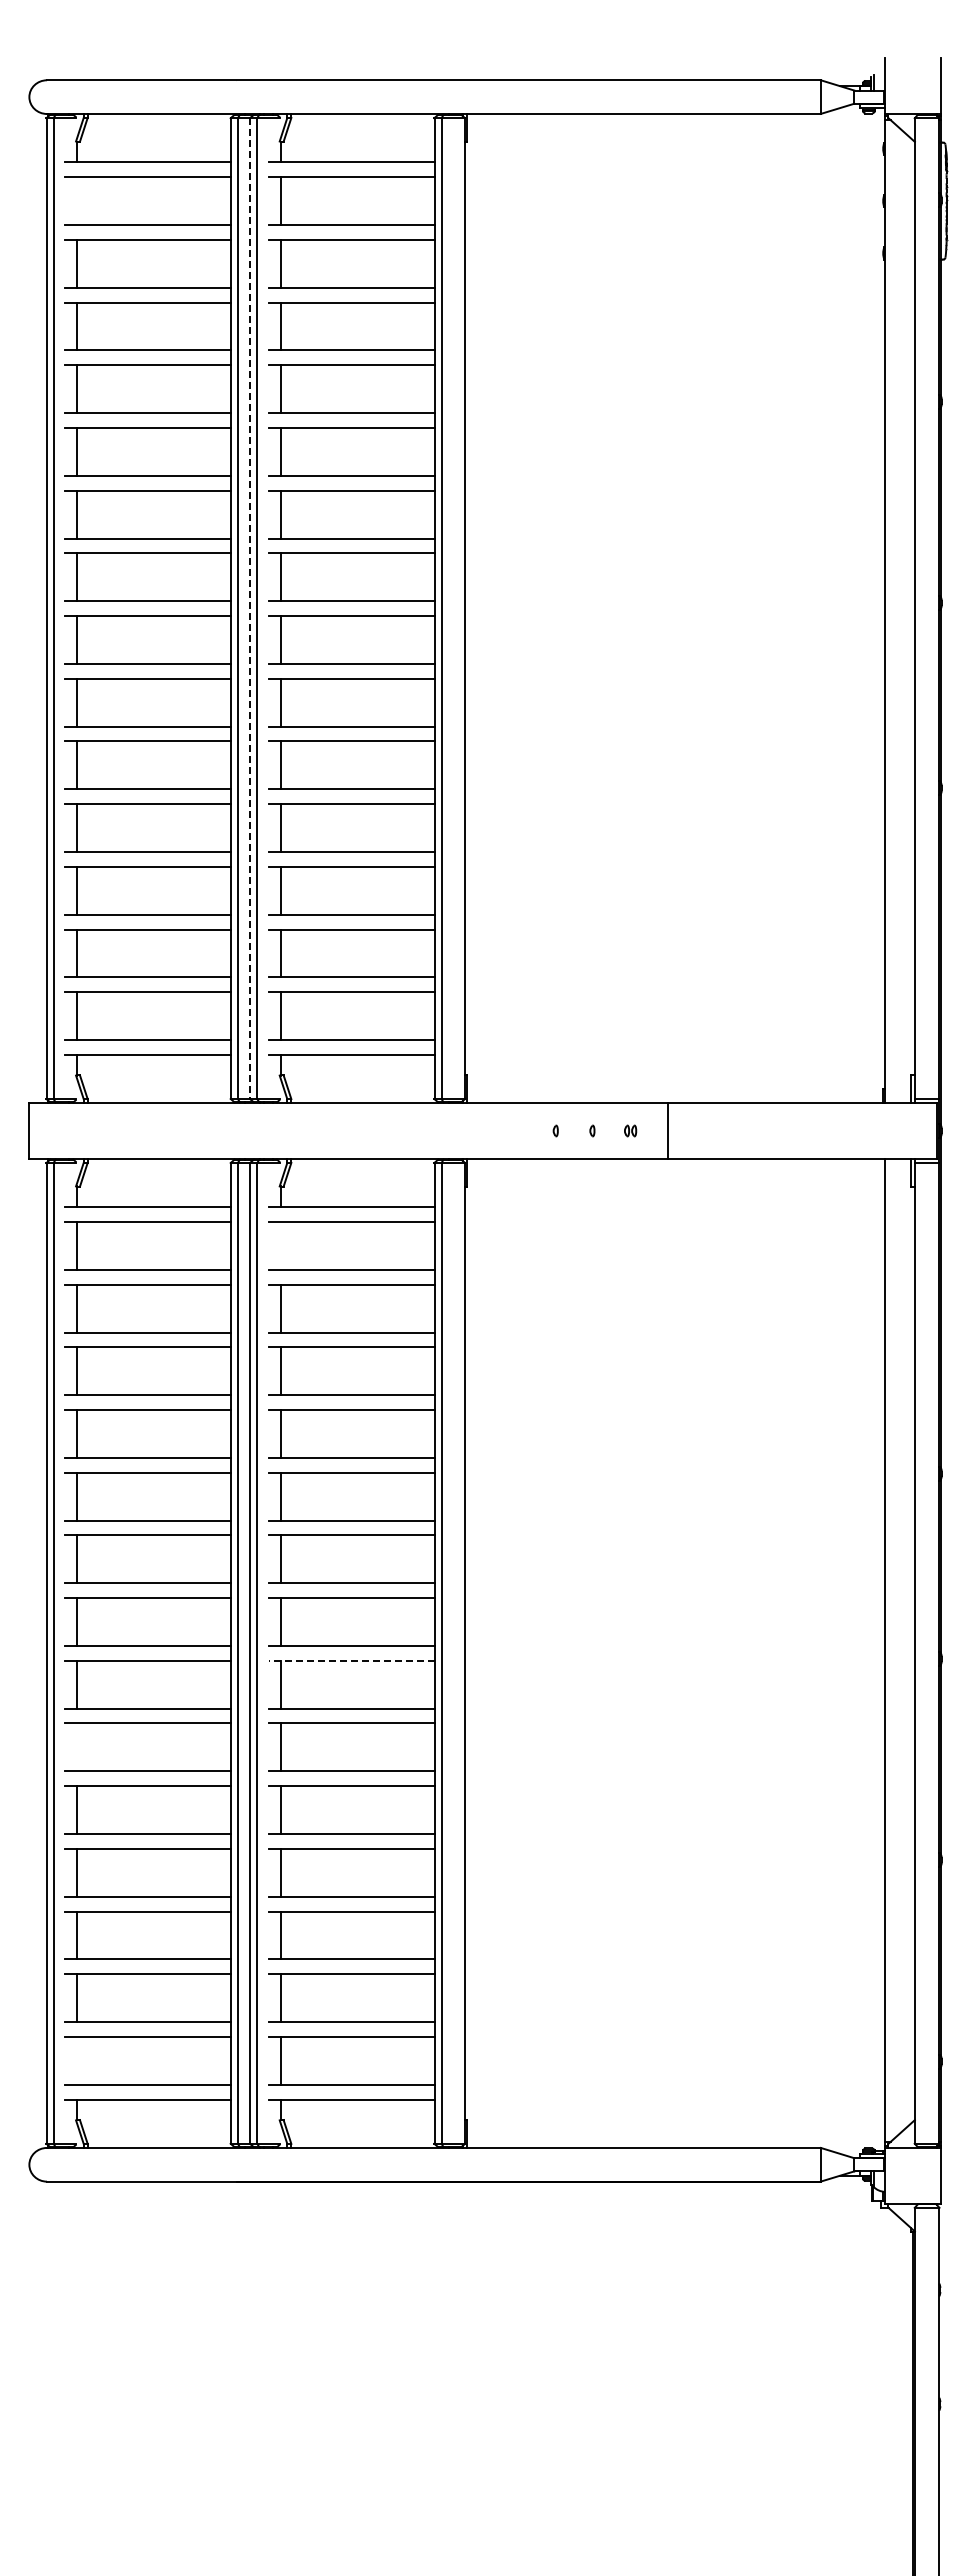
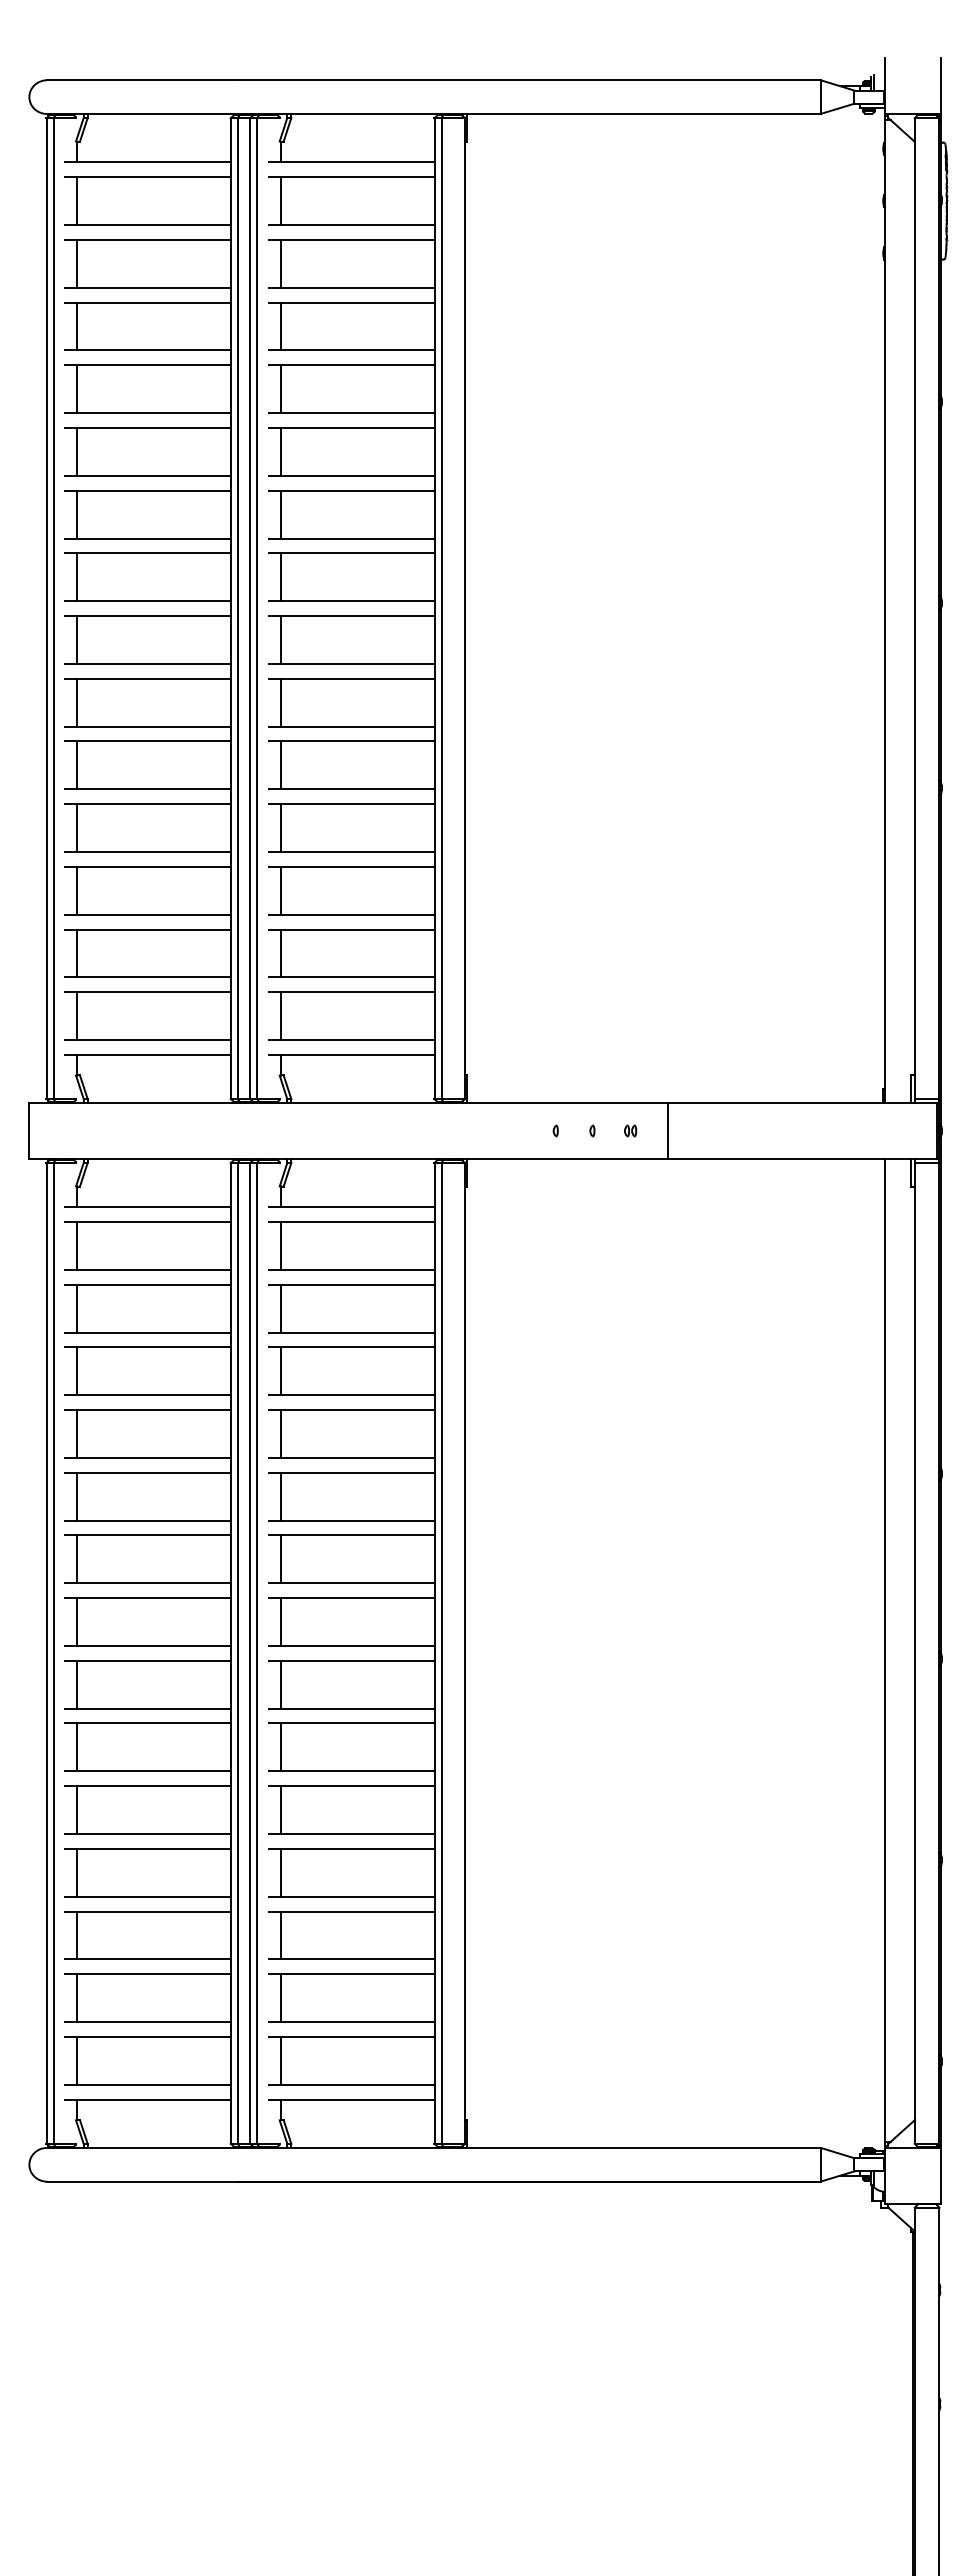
line: none -> present (77, 201)
line: dashed -> solid (250, 609)
line: none -> present (280, 1245)
line: dashed -> solid (351, 1660)
line: none -> present (77, 1747)
line: none -> present (77, 2060)
